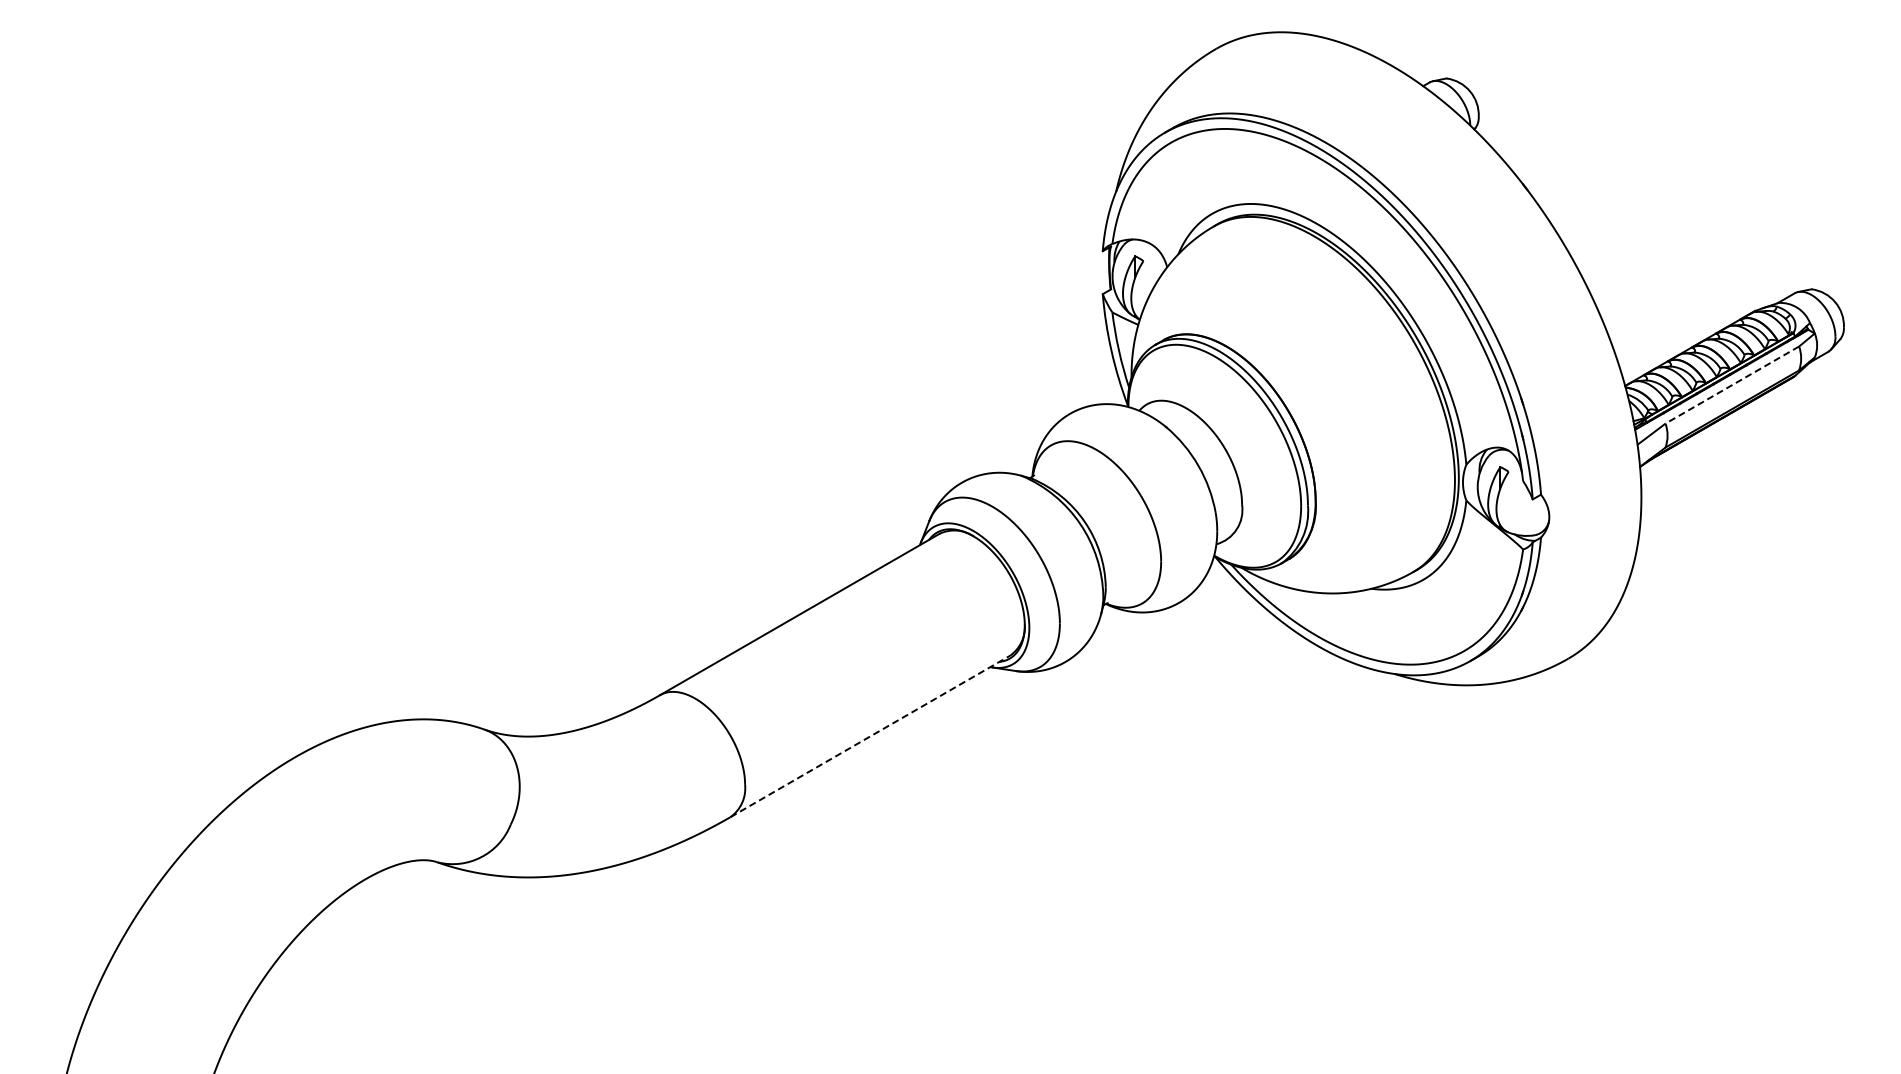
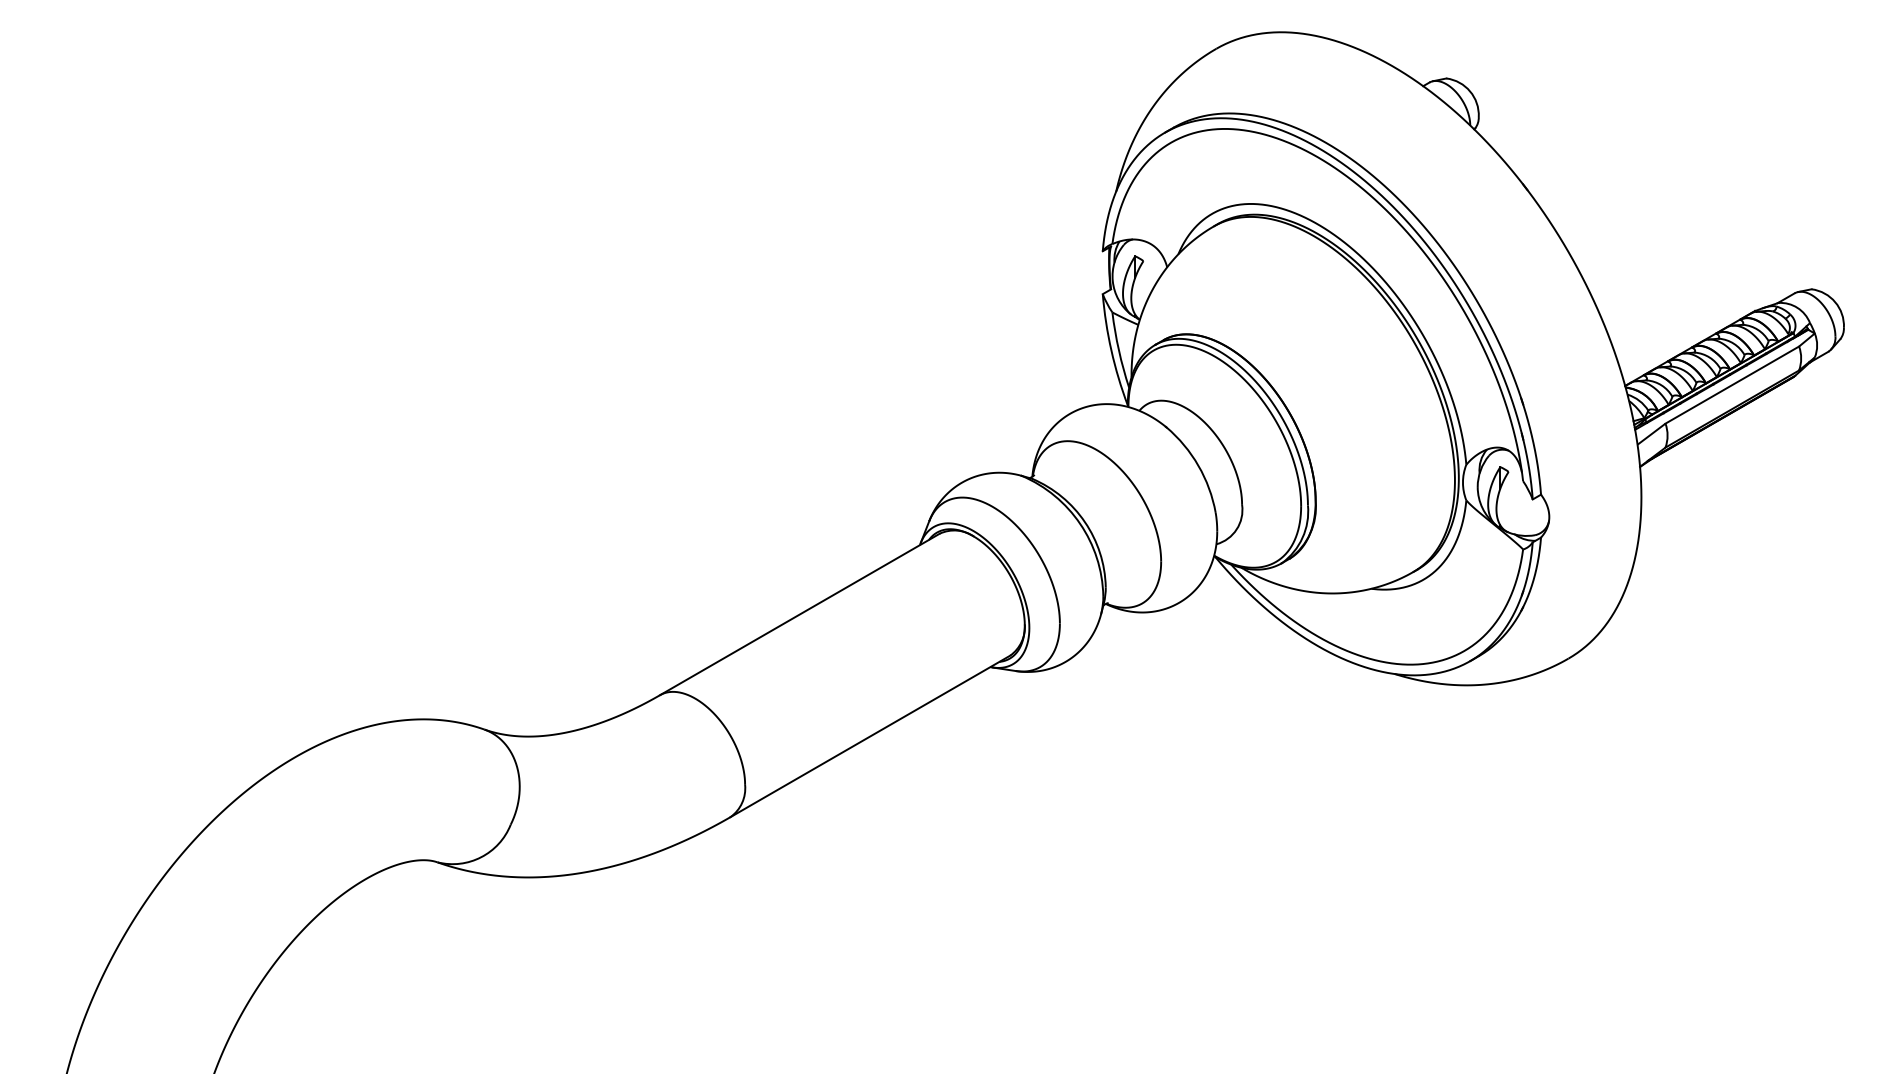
line: dashed -> solid (1731, 385)
line: dashed -> solid (870, 736)
